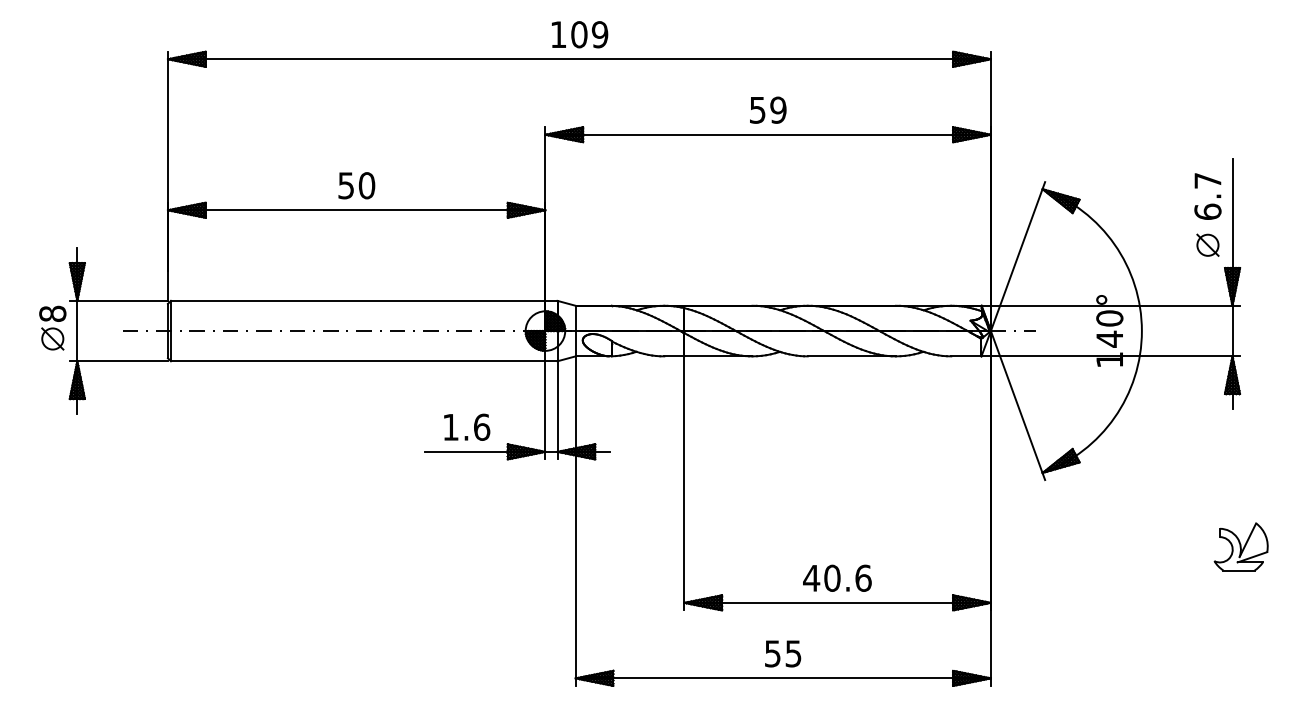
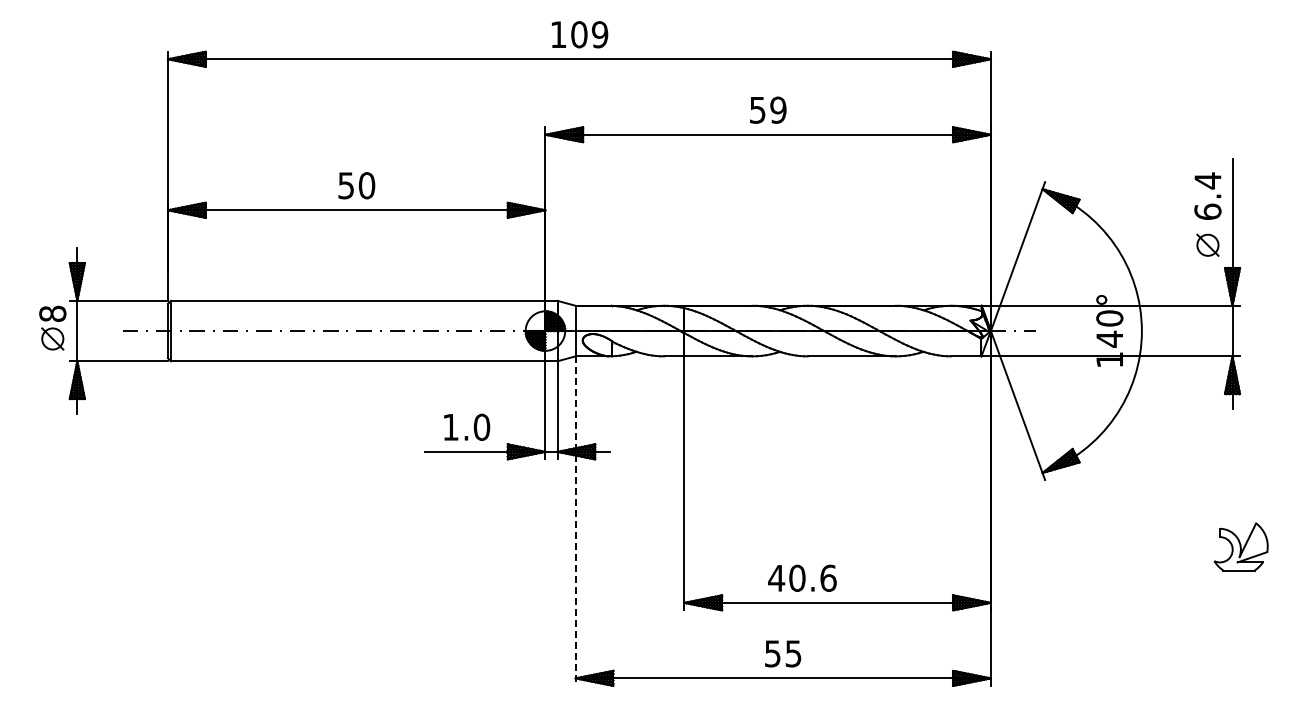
text: 6.7 -> 6.4 (1207, 180)
text: 1.6 -> 1.0 (481, 426)
line: solid -> dashed (575, 521)
text position: (837, 577) -> (802, 577) (802, 577)
